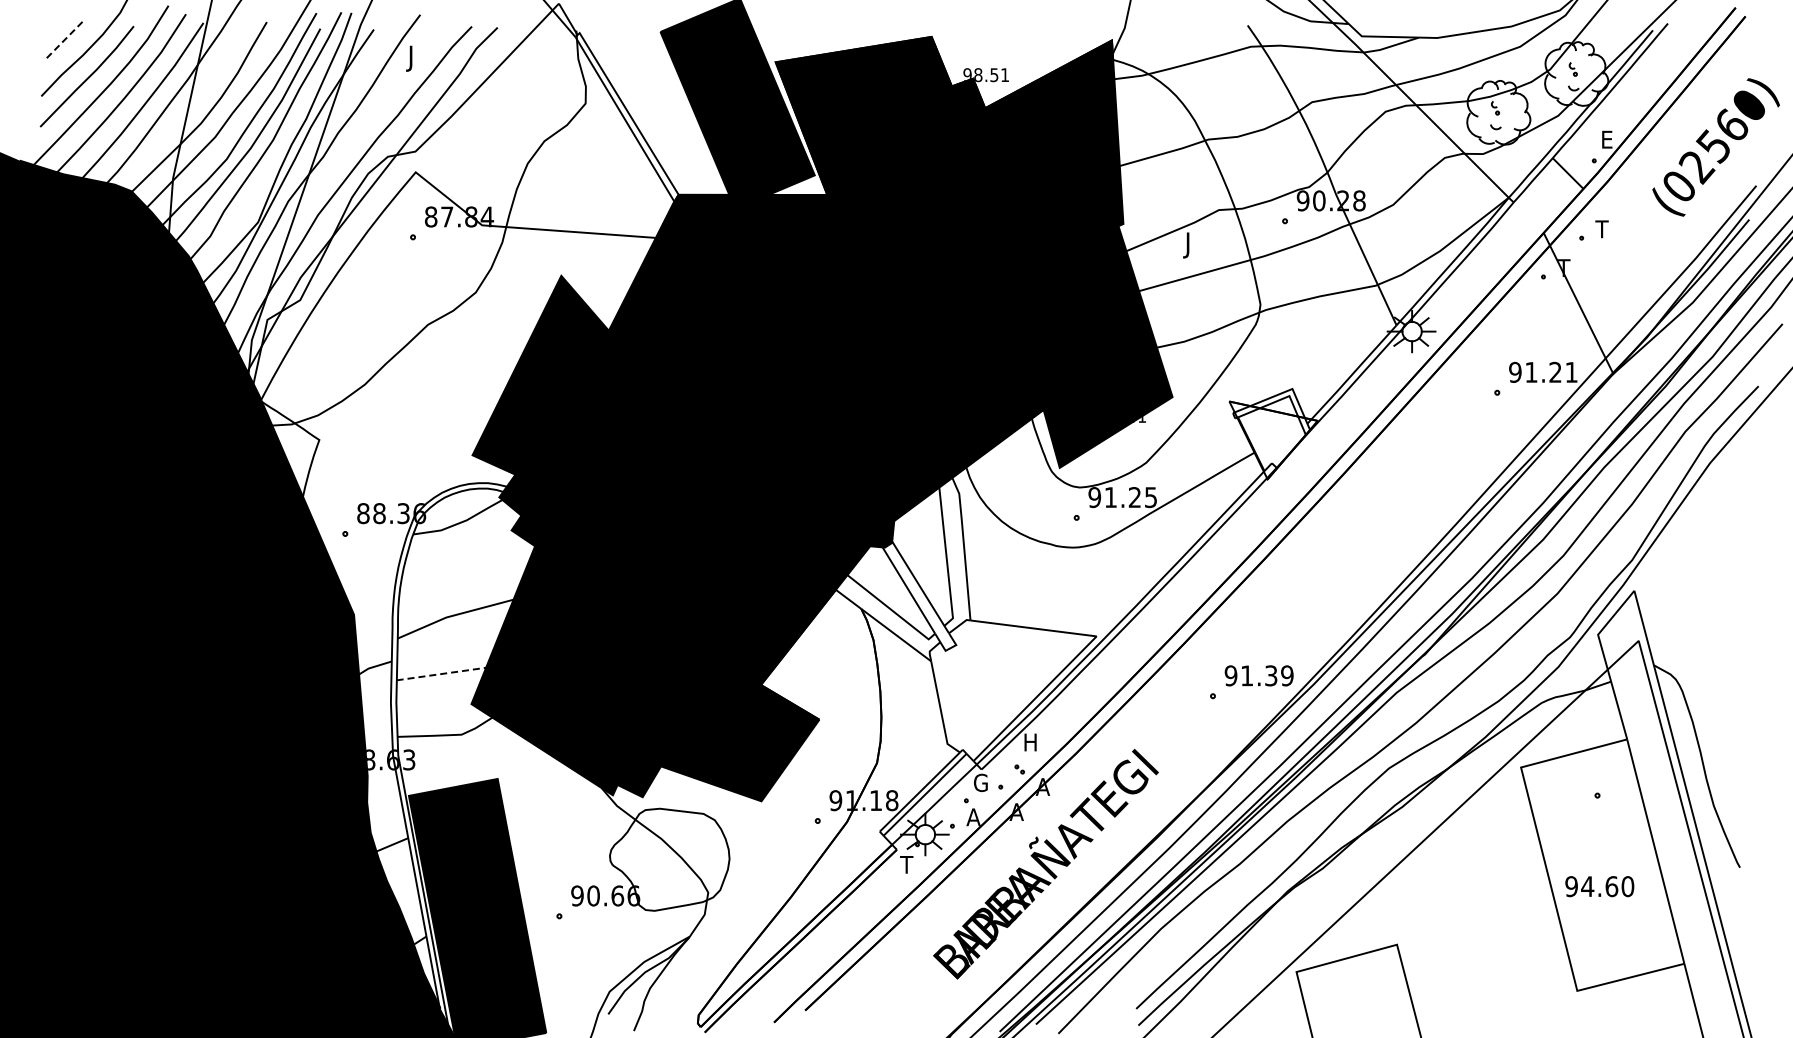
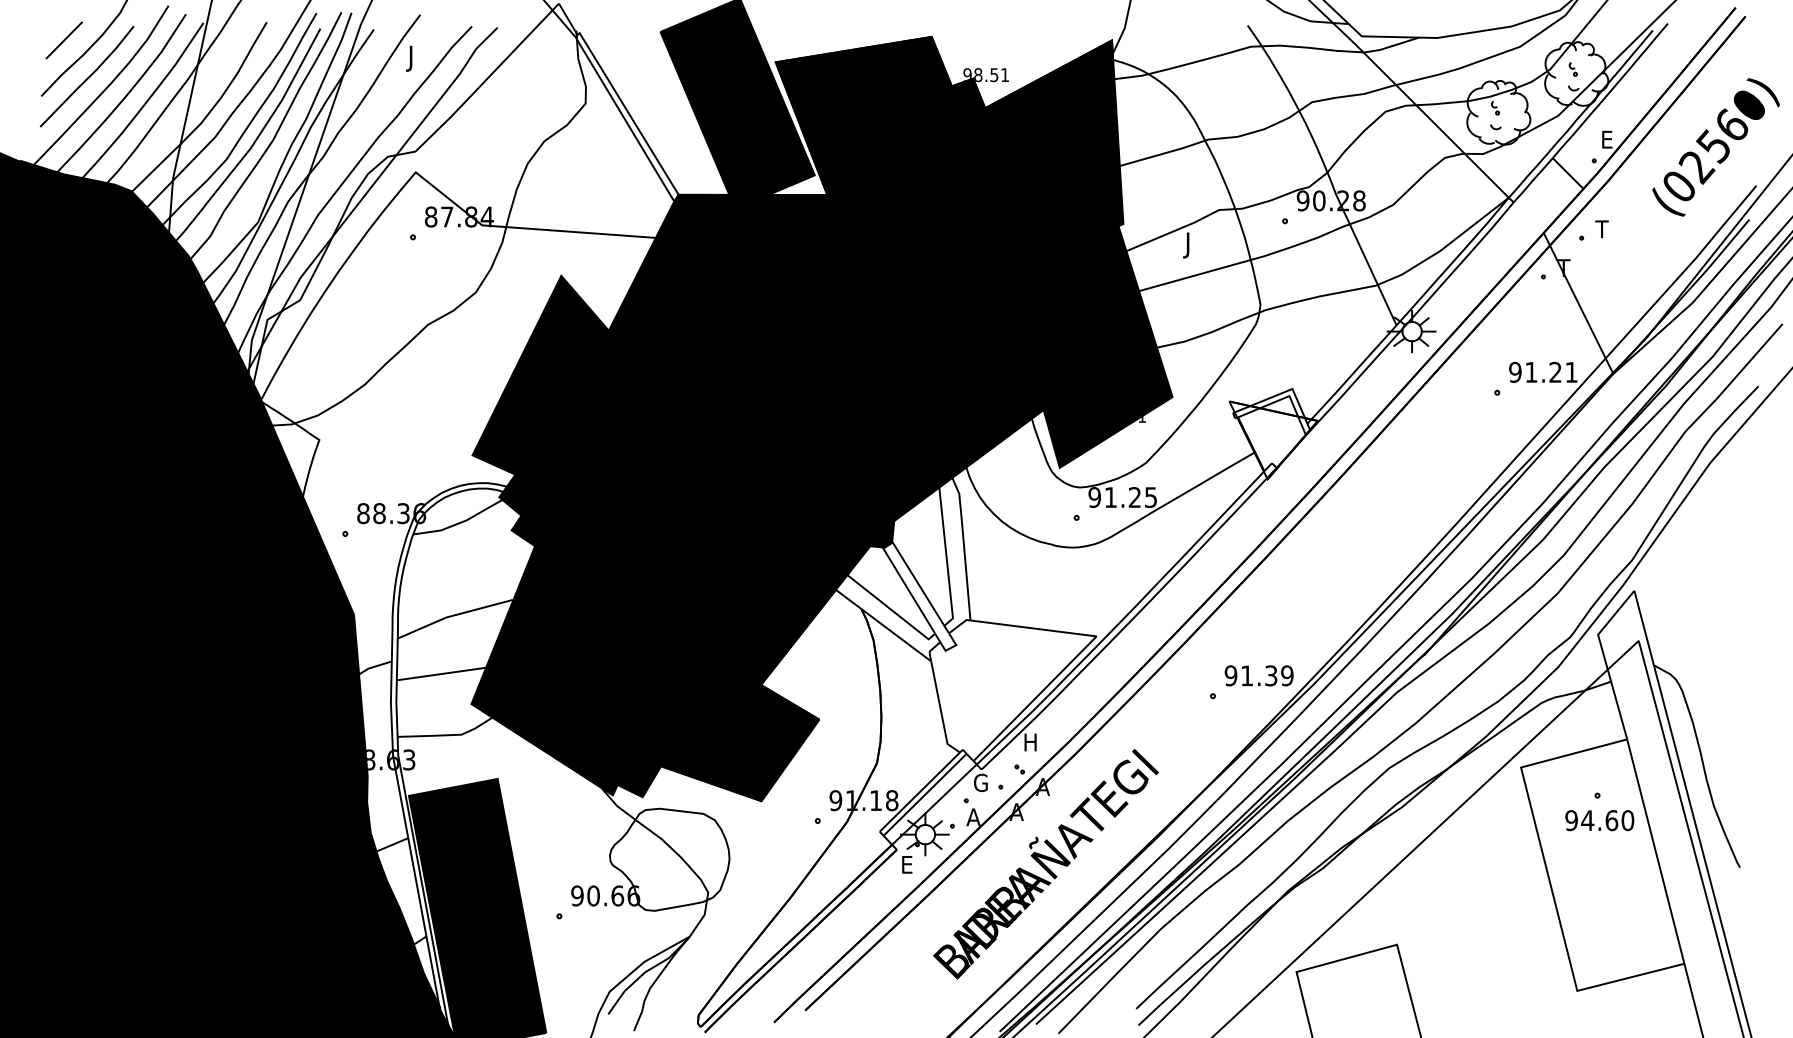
line: dashed -> solid (63, 40)
line: dashed -> solid (441, 674)
text: T -> E (906, 864)
text position: (1599, 886) -> (1599, 820) (1599, 820)
